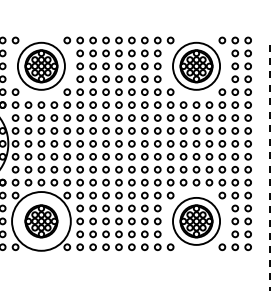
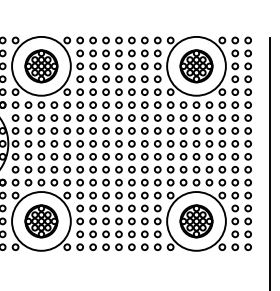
circle diameter: 47 px -> 59 px (41, 65)
circle diameter: 47 px -> 59 px (196, 65)
line: dashed -> solid (270, 164)
circle diameter: 47 px -> 59 px (196, 221)
